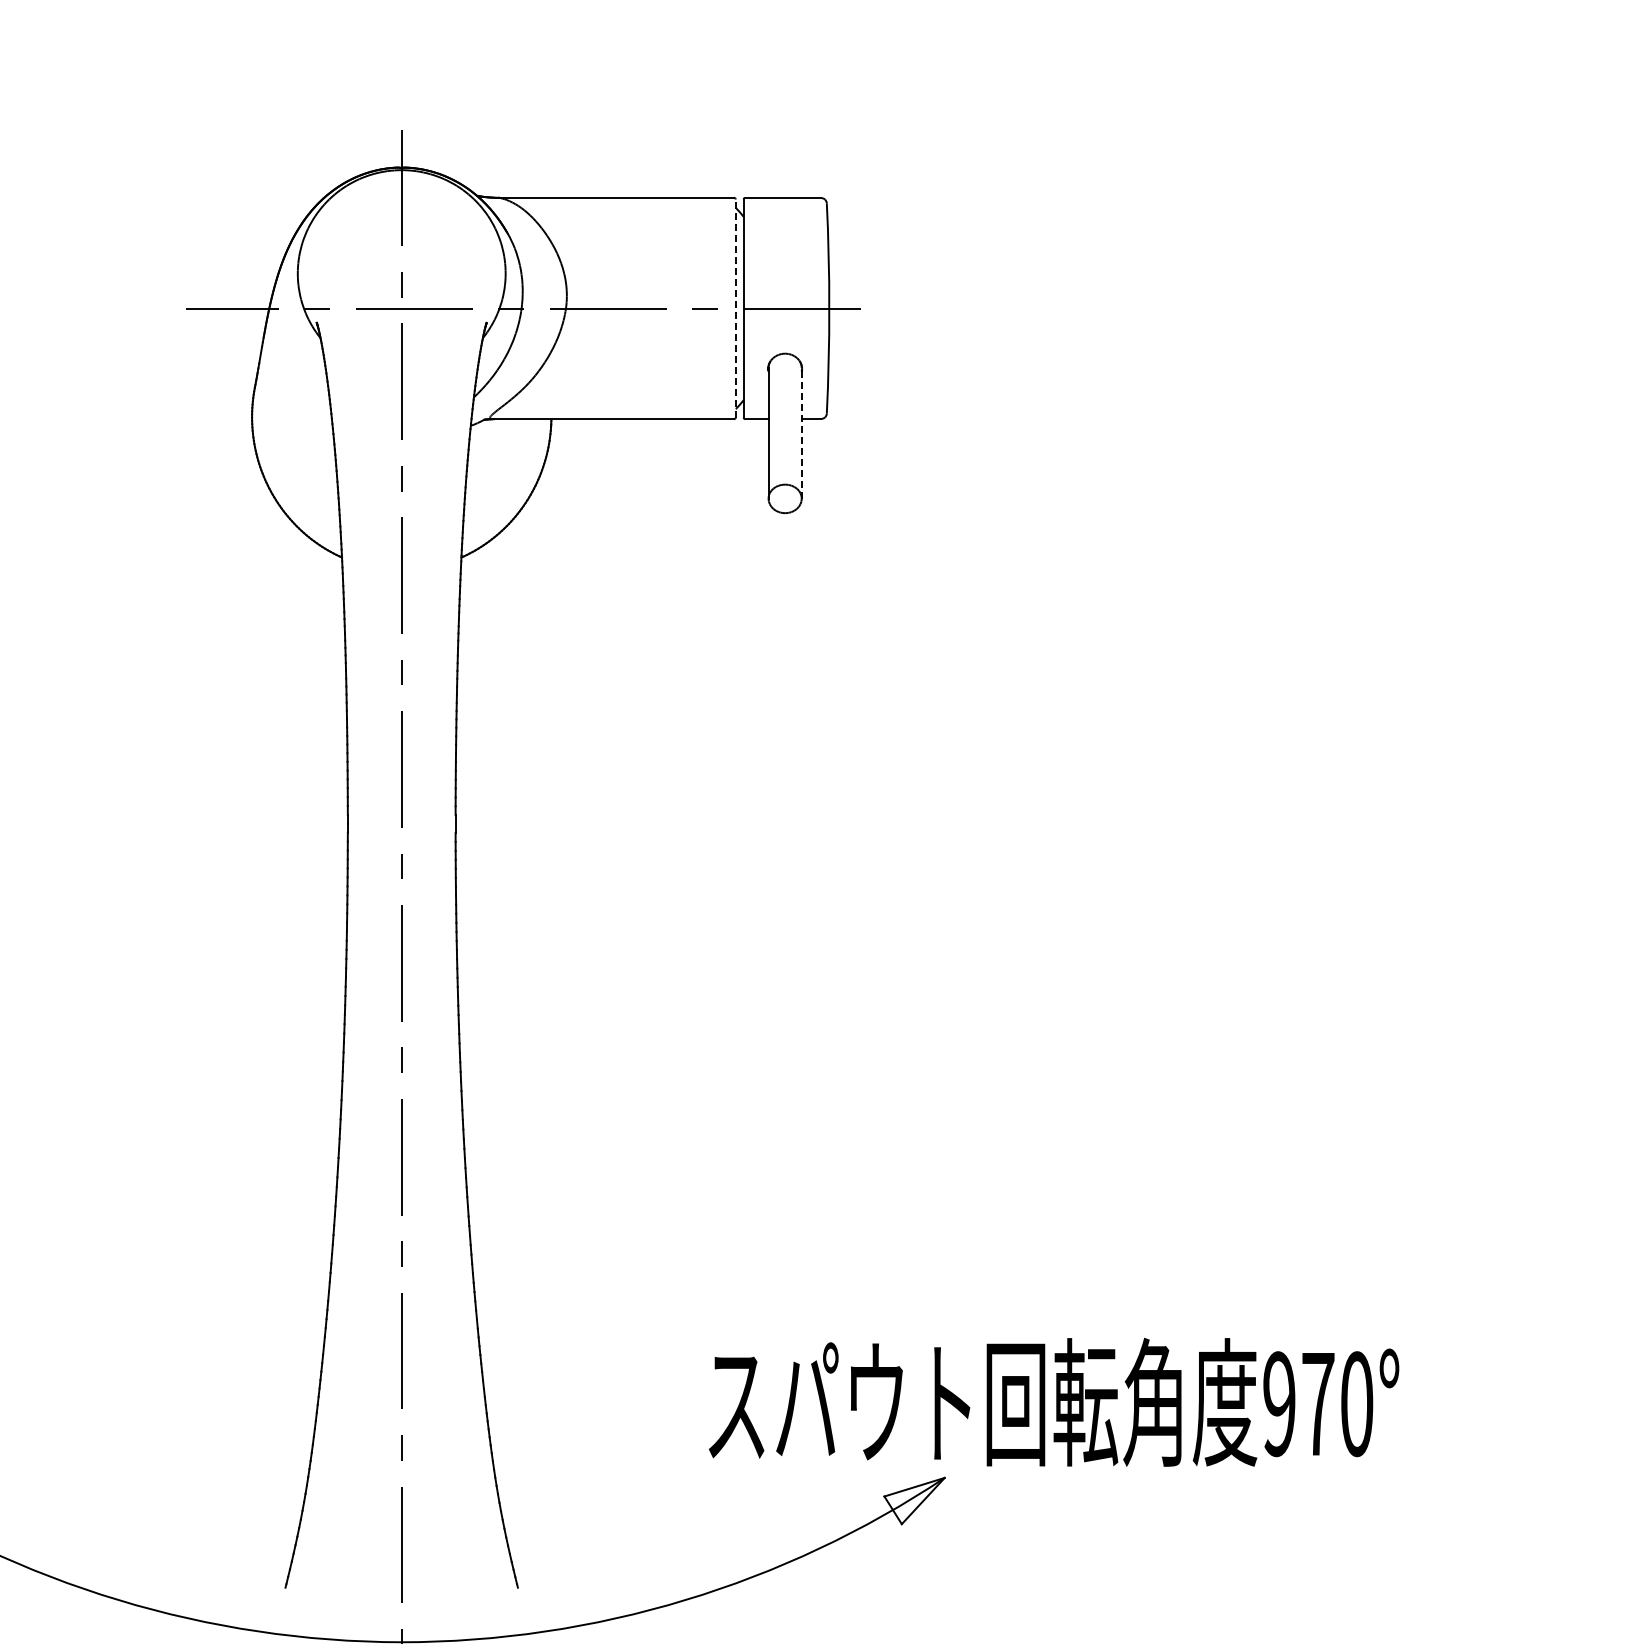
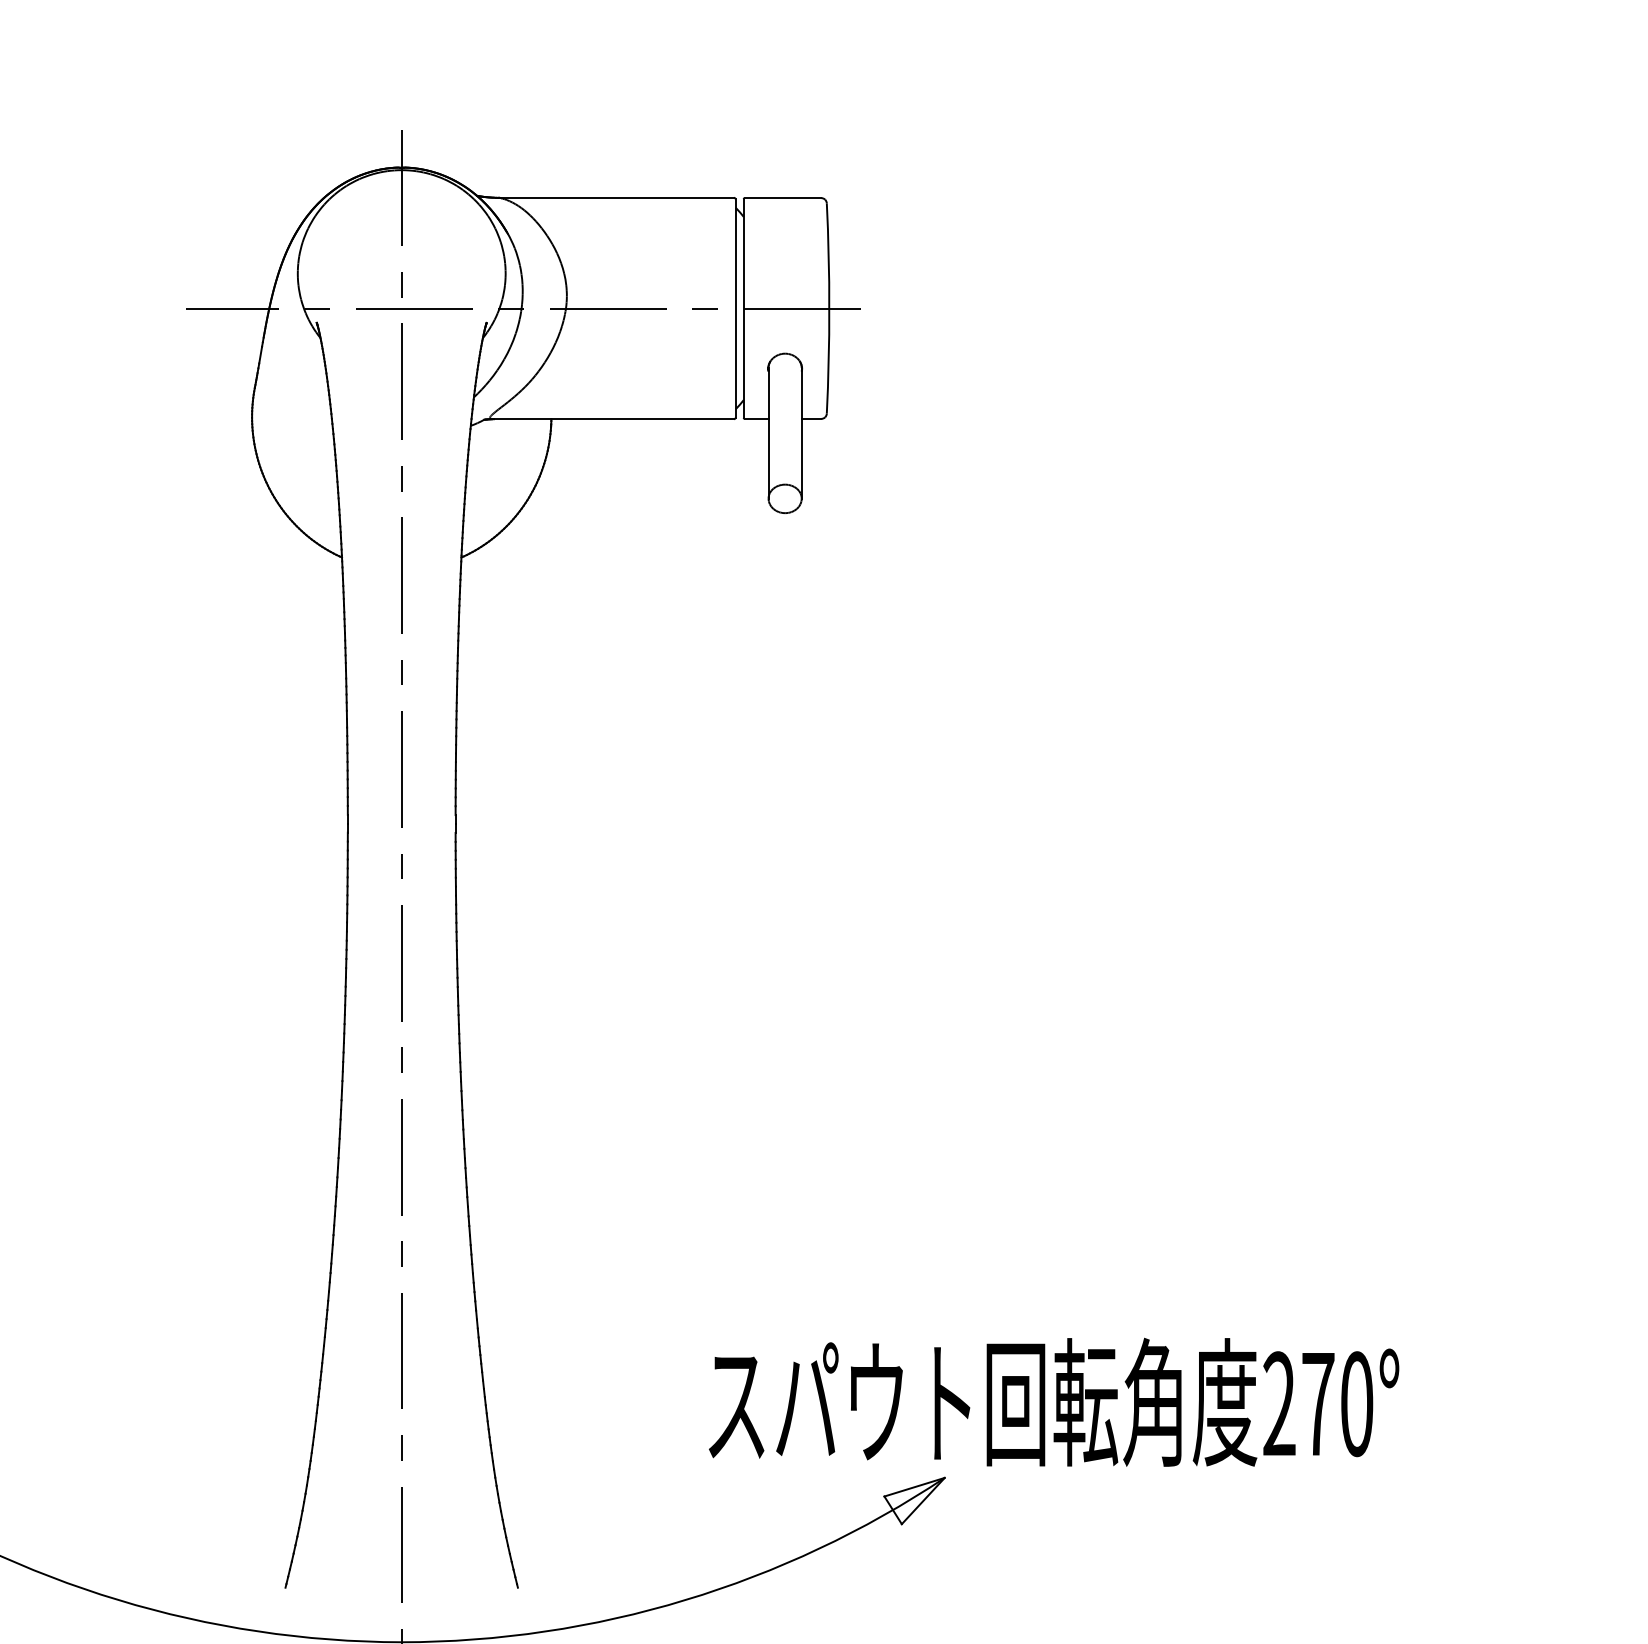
line: dashed -> solid (735, 308)
line: dashed -> solid (801, 432)
text: 970° -> 270° (1279, 1404)
